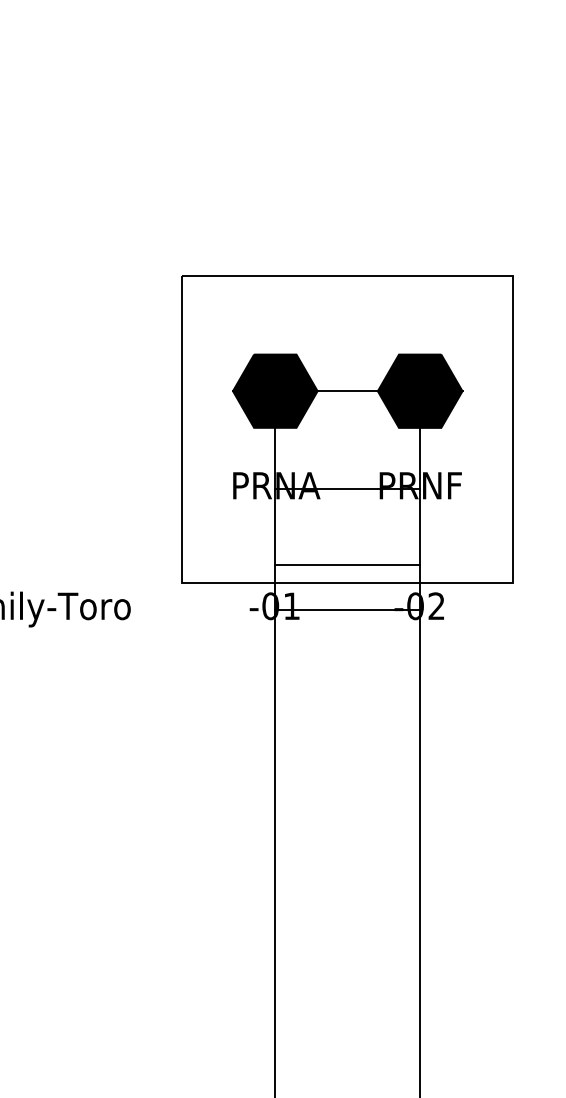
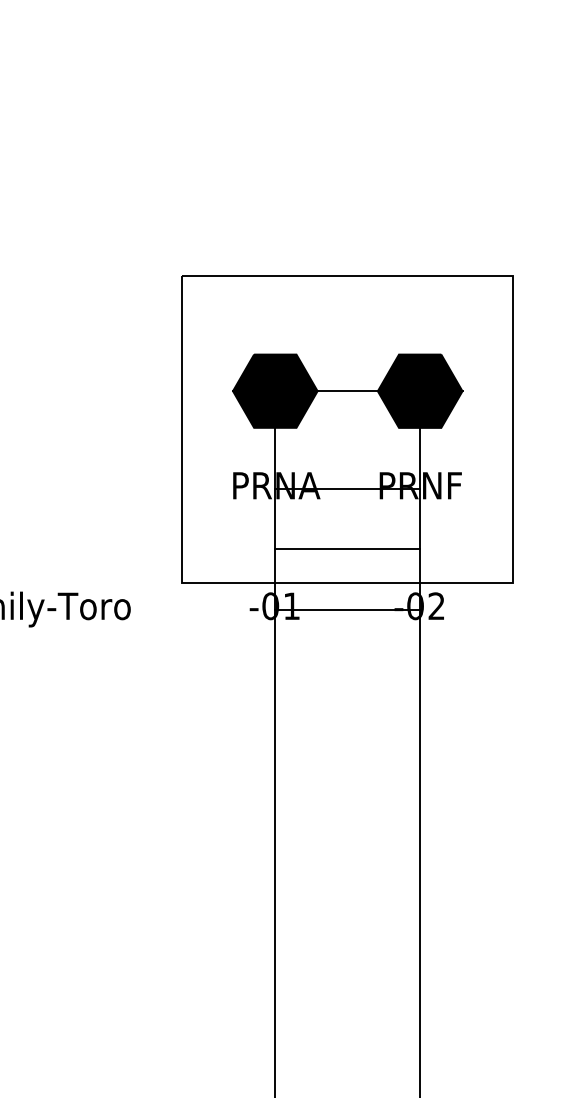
line position: (347, 565) -> (347, 549) (347, 549)
